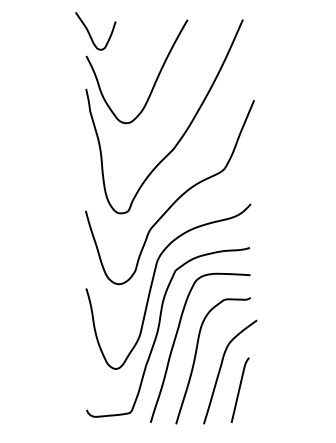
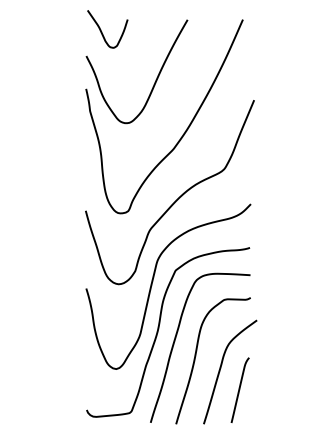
curve position: (90, 33) -> (102, 31) (102, 31)
